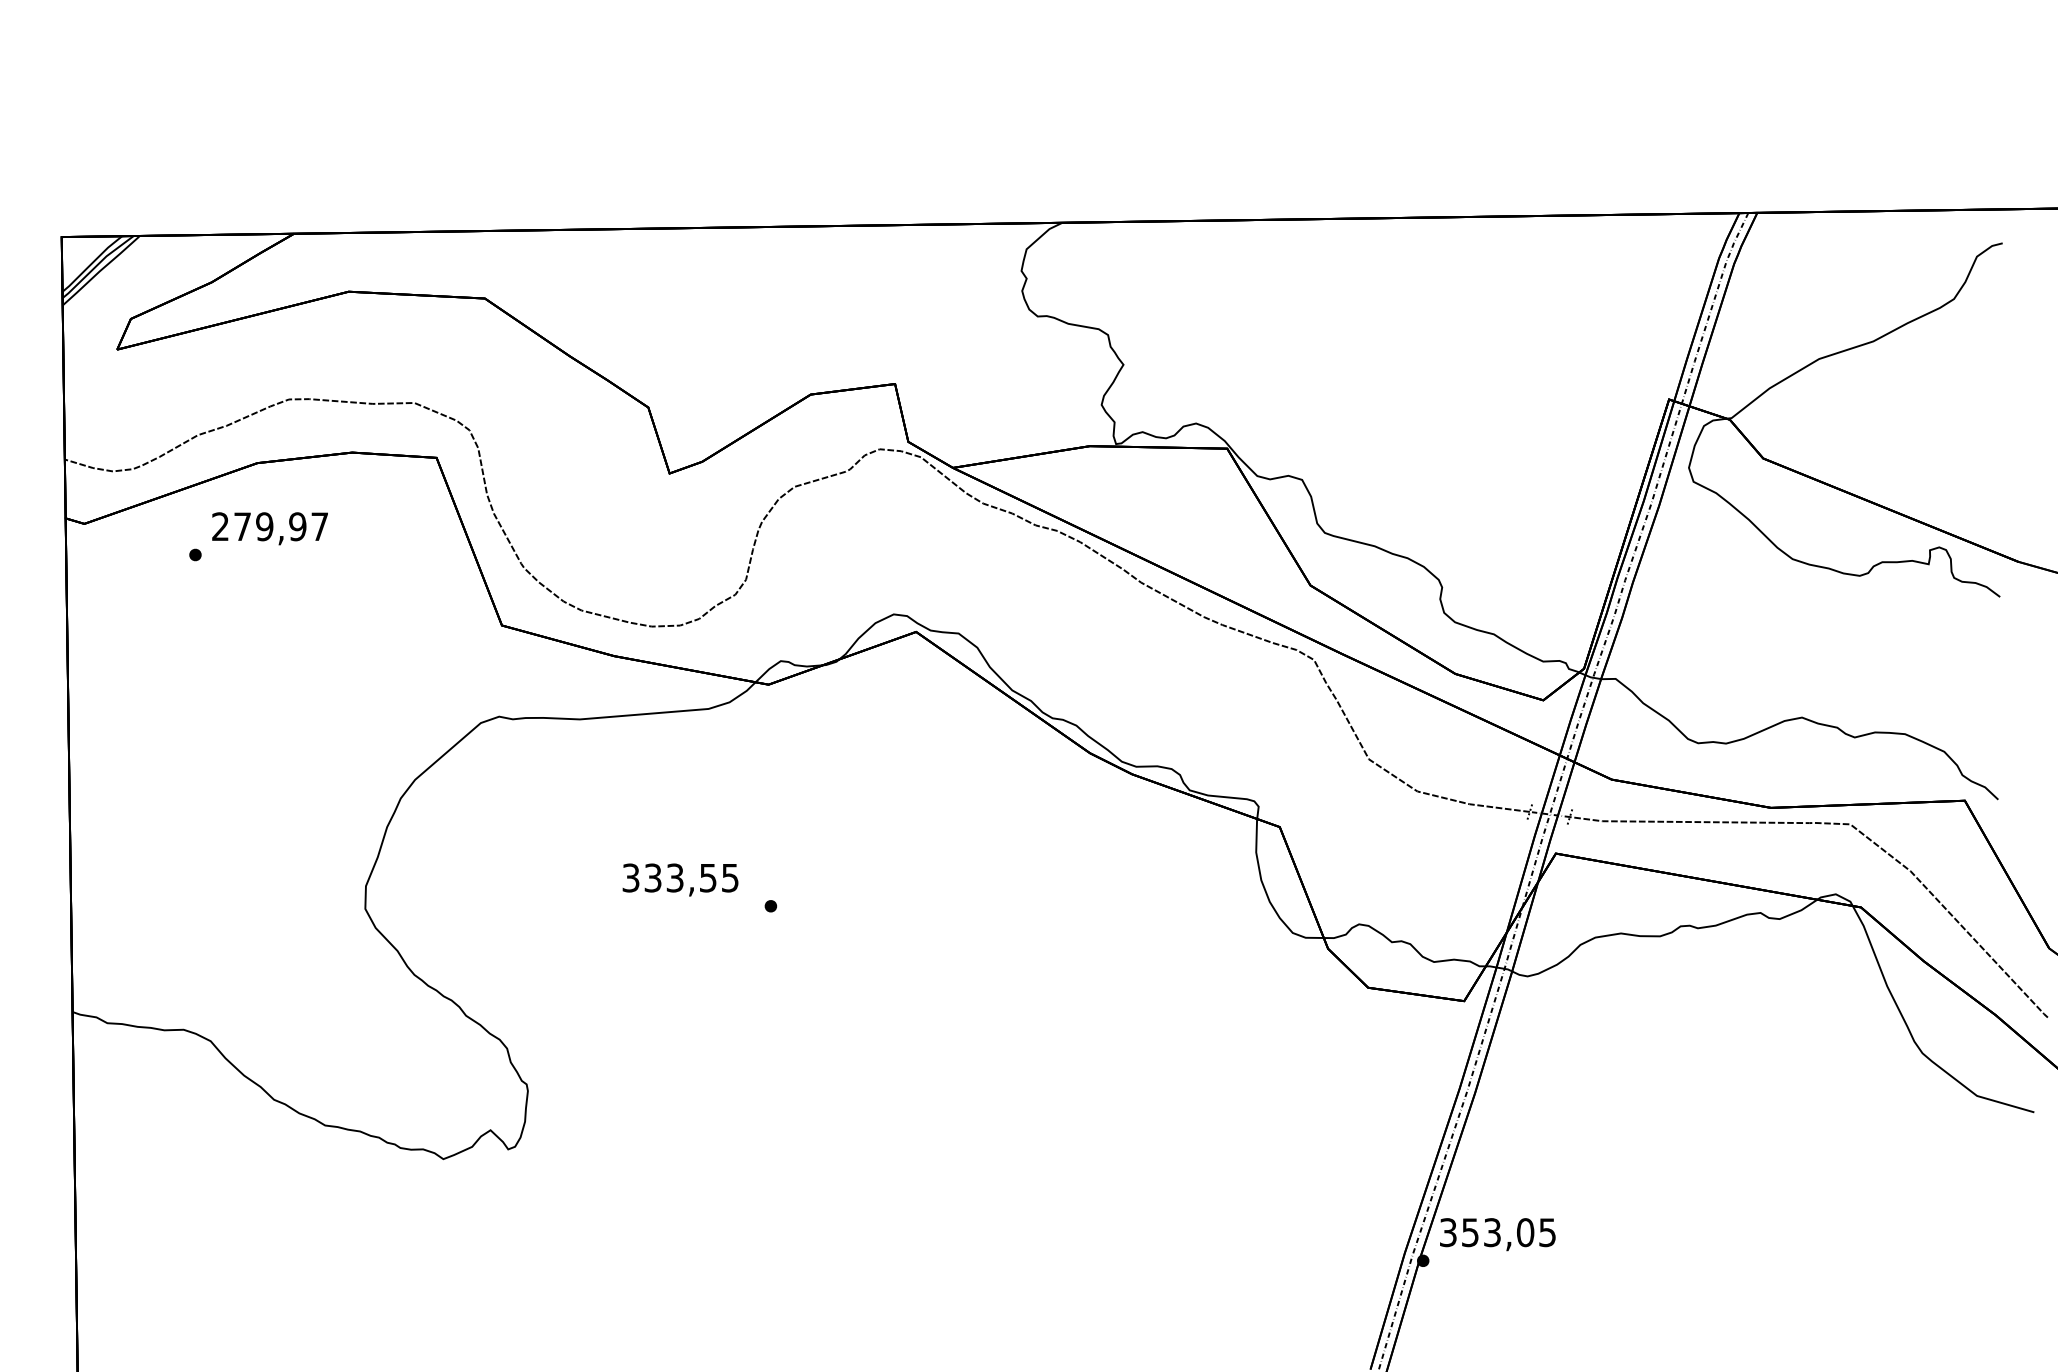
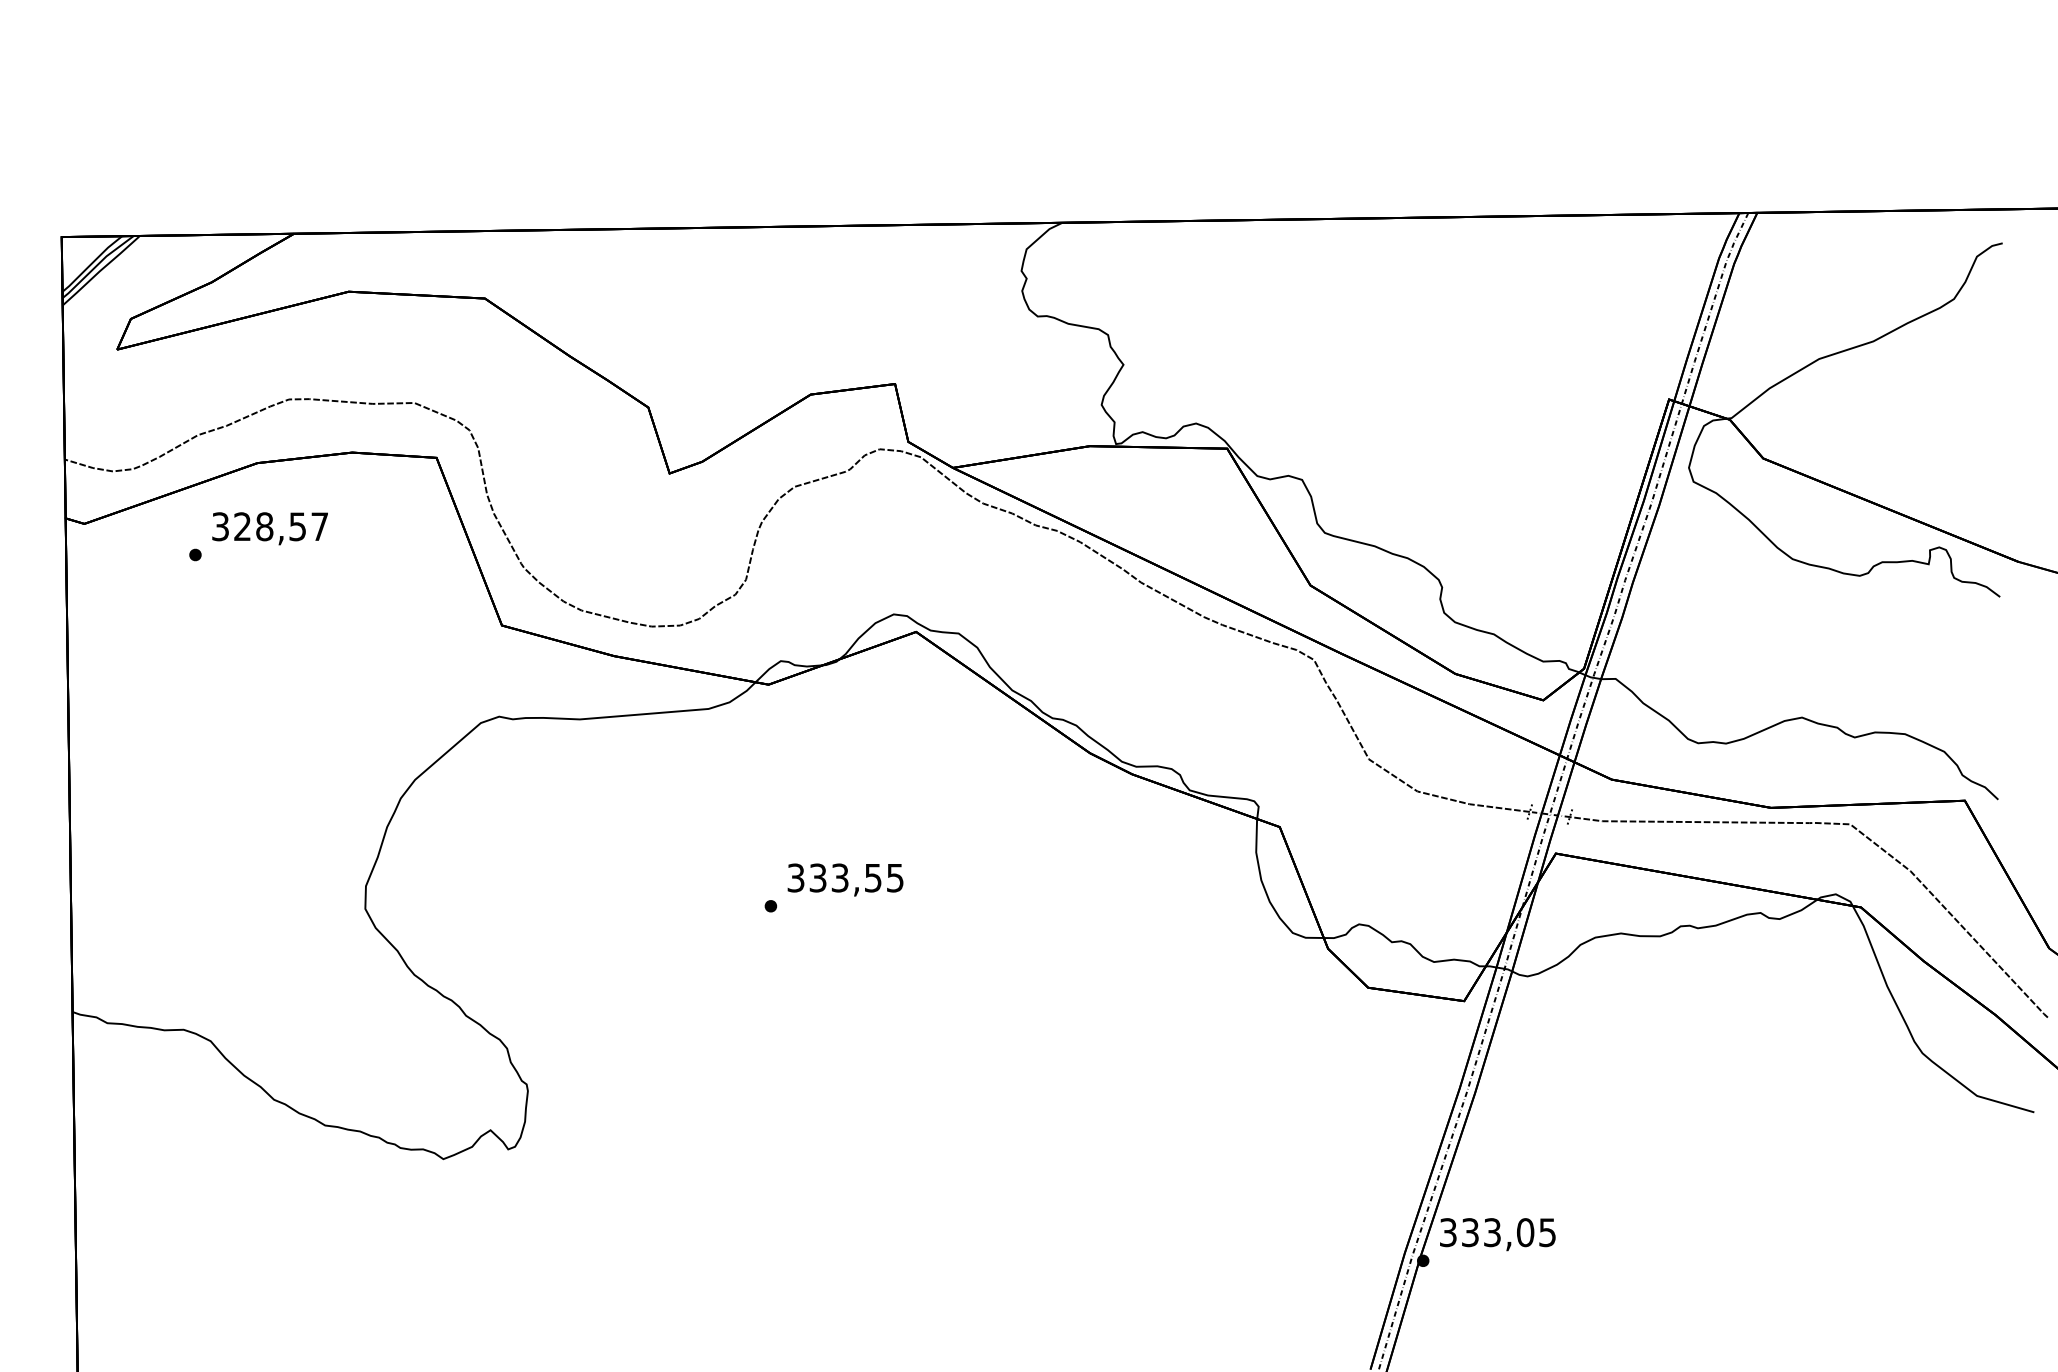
text: 279,97 -> 328,57 (259, 526)
text position: (680, 879) -> (845, 879) (845, 879)
text: 353,05 -> 333,05 (1470, 1232)
